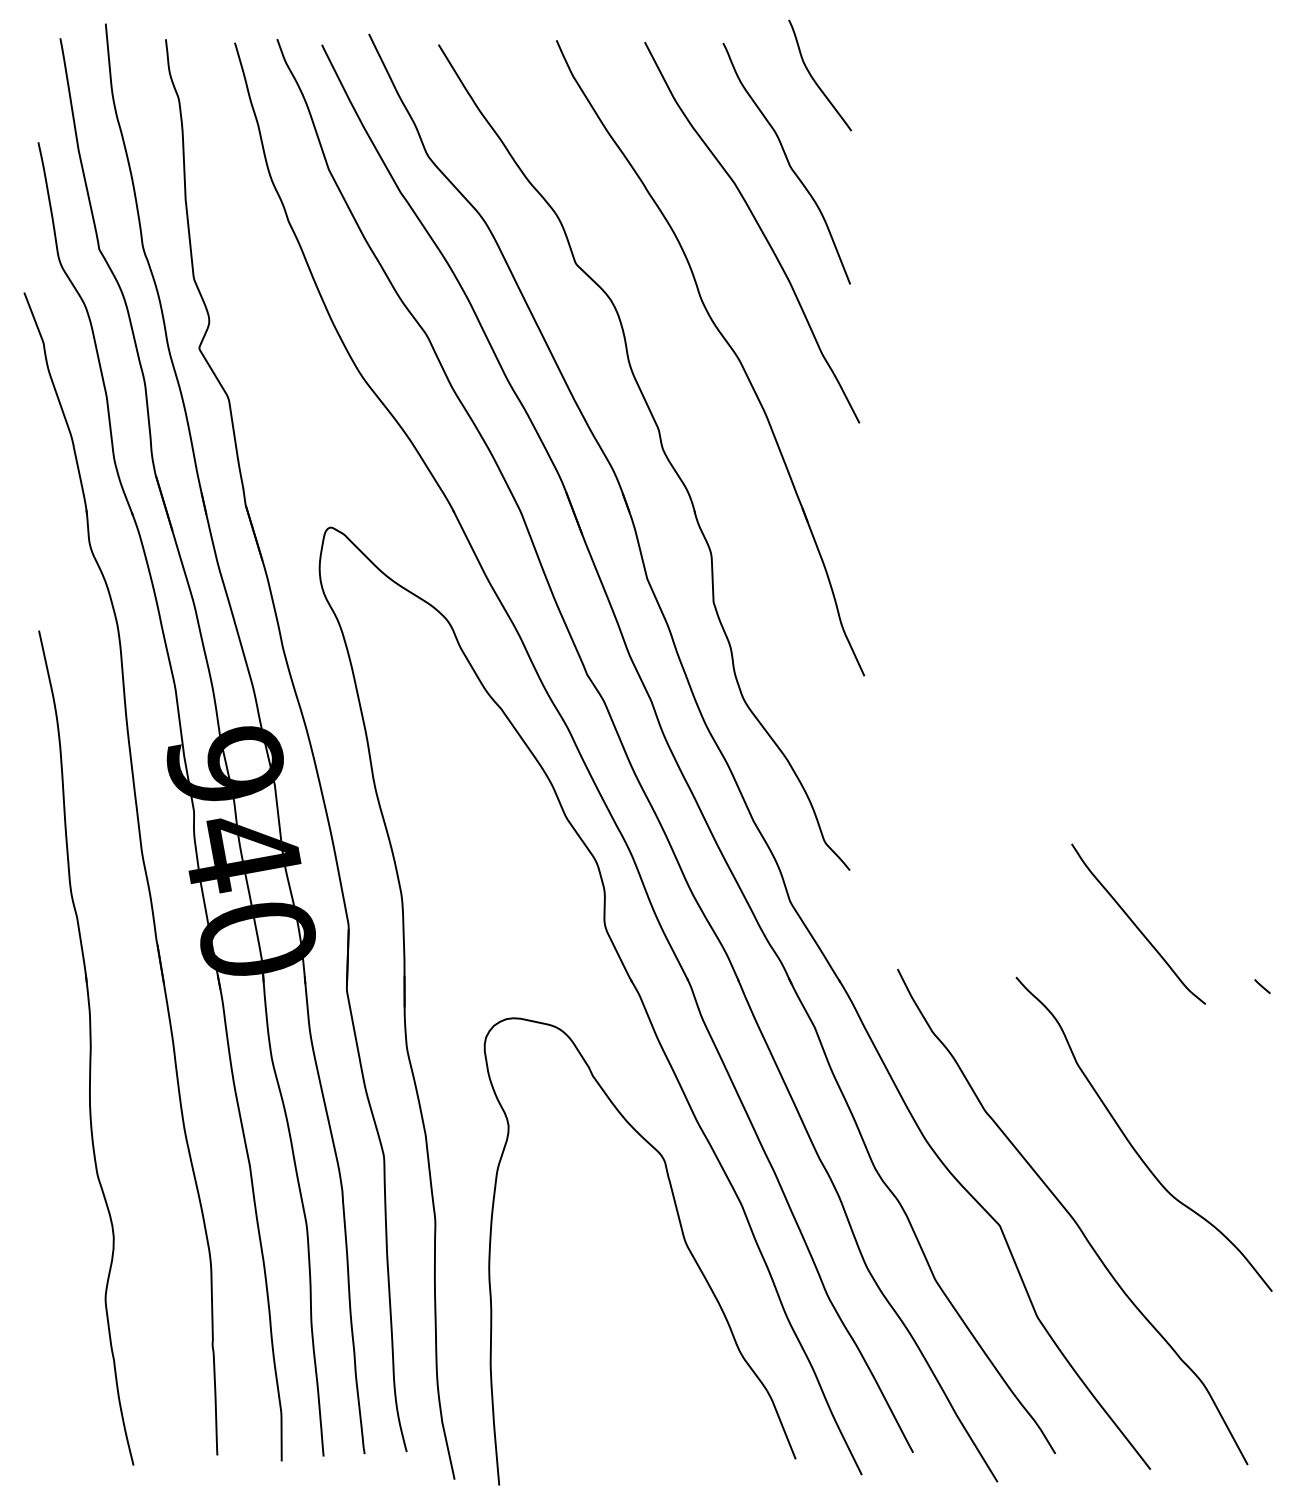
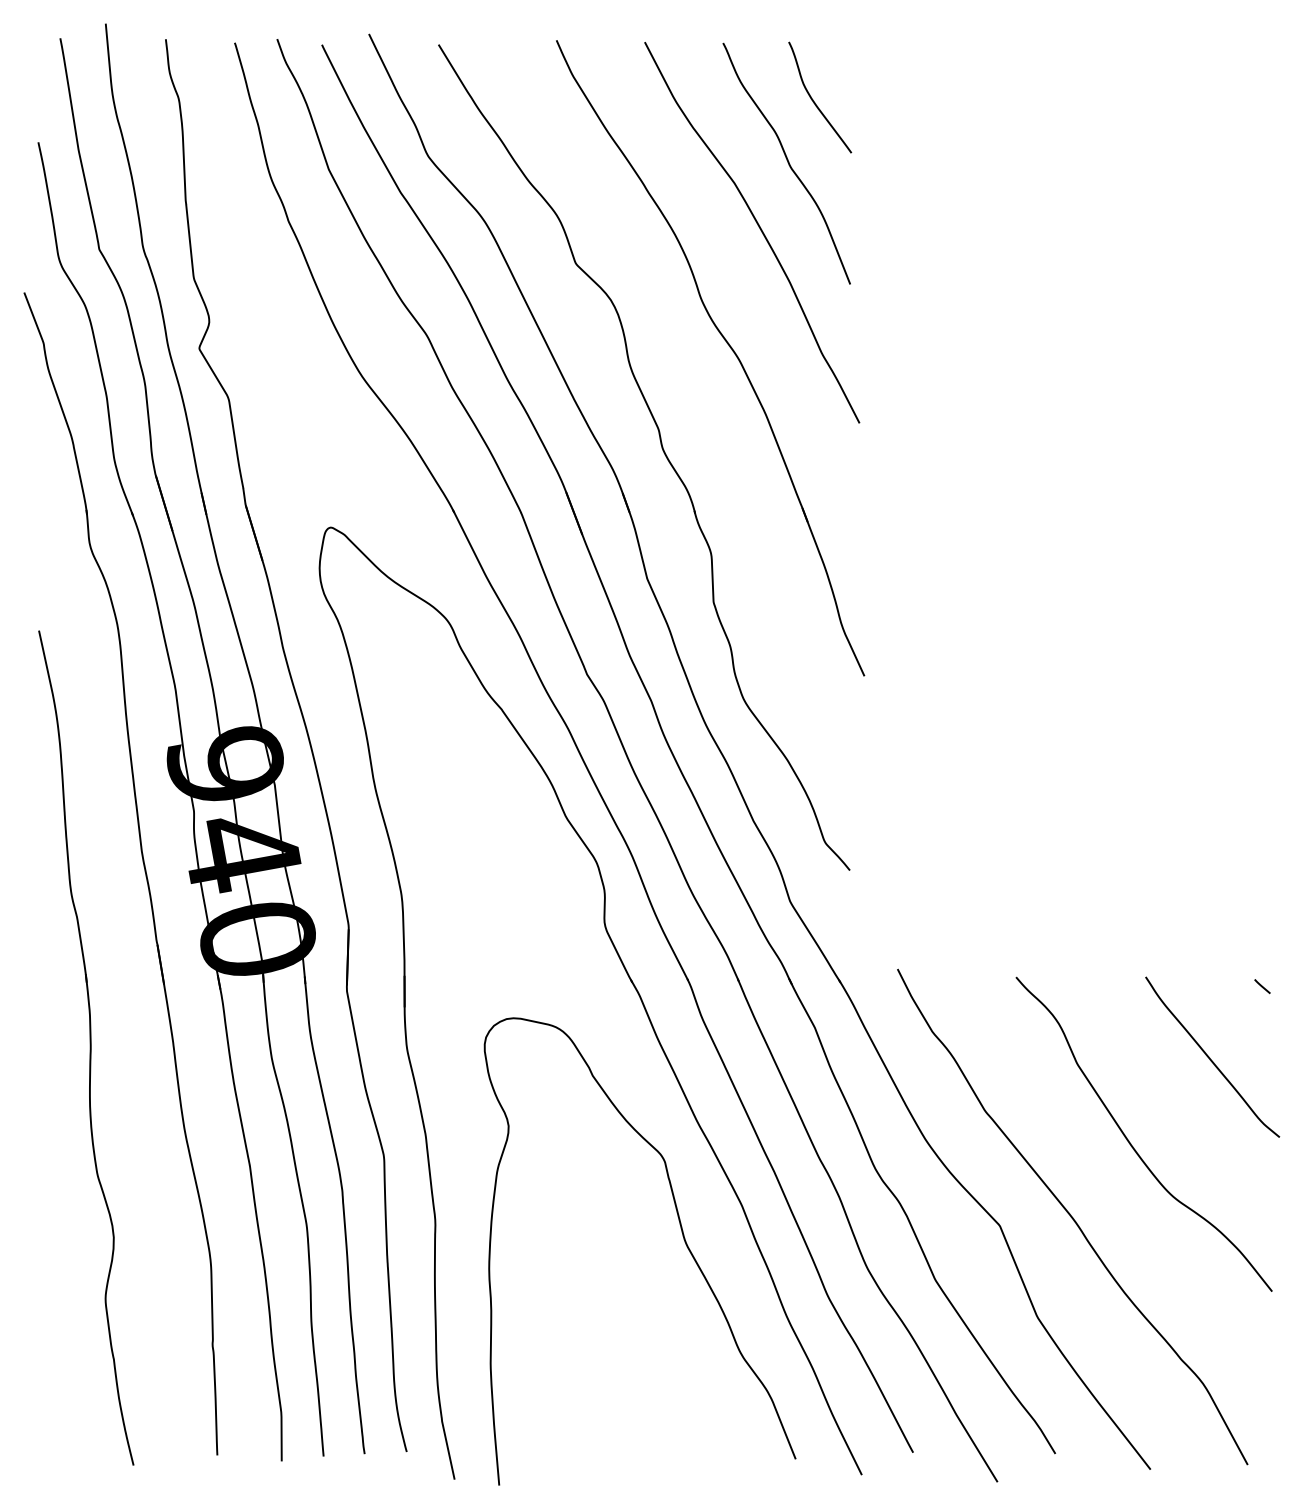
curve position: (815, 80) -> (815, 102) (815, 102)
curve position: (1136, 925) -> (1210, 1058) (1210, 1058)
